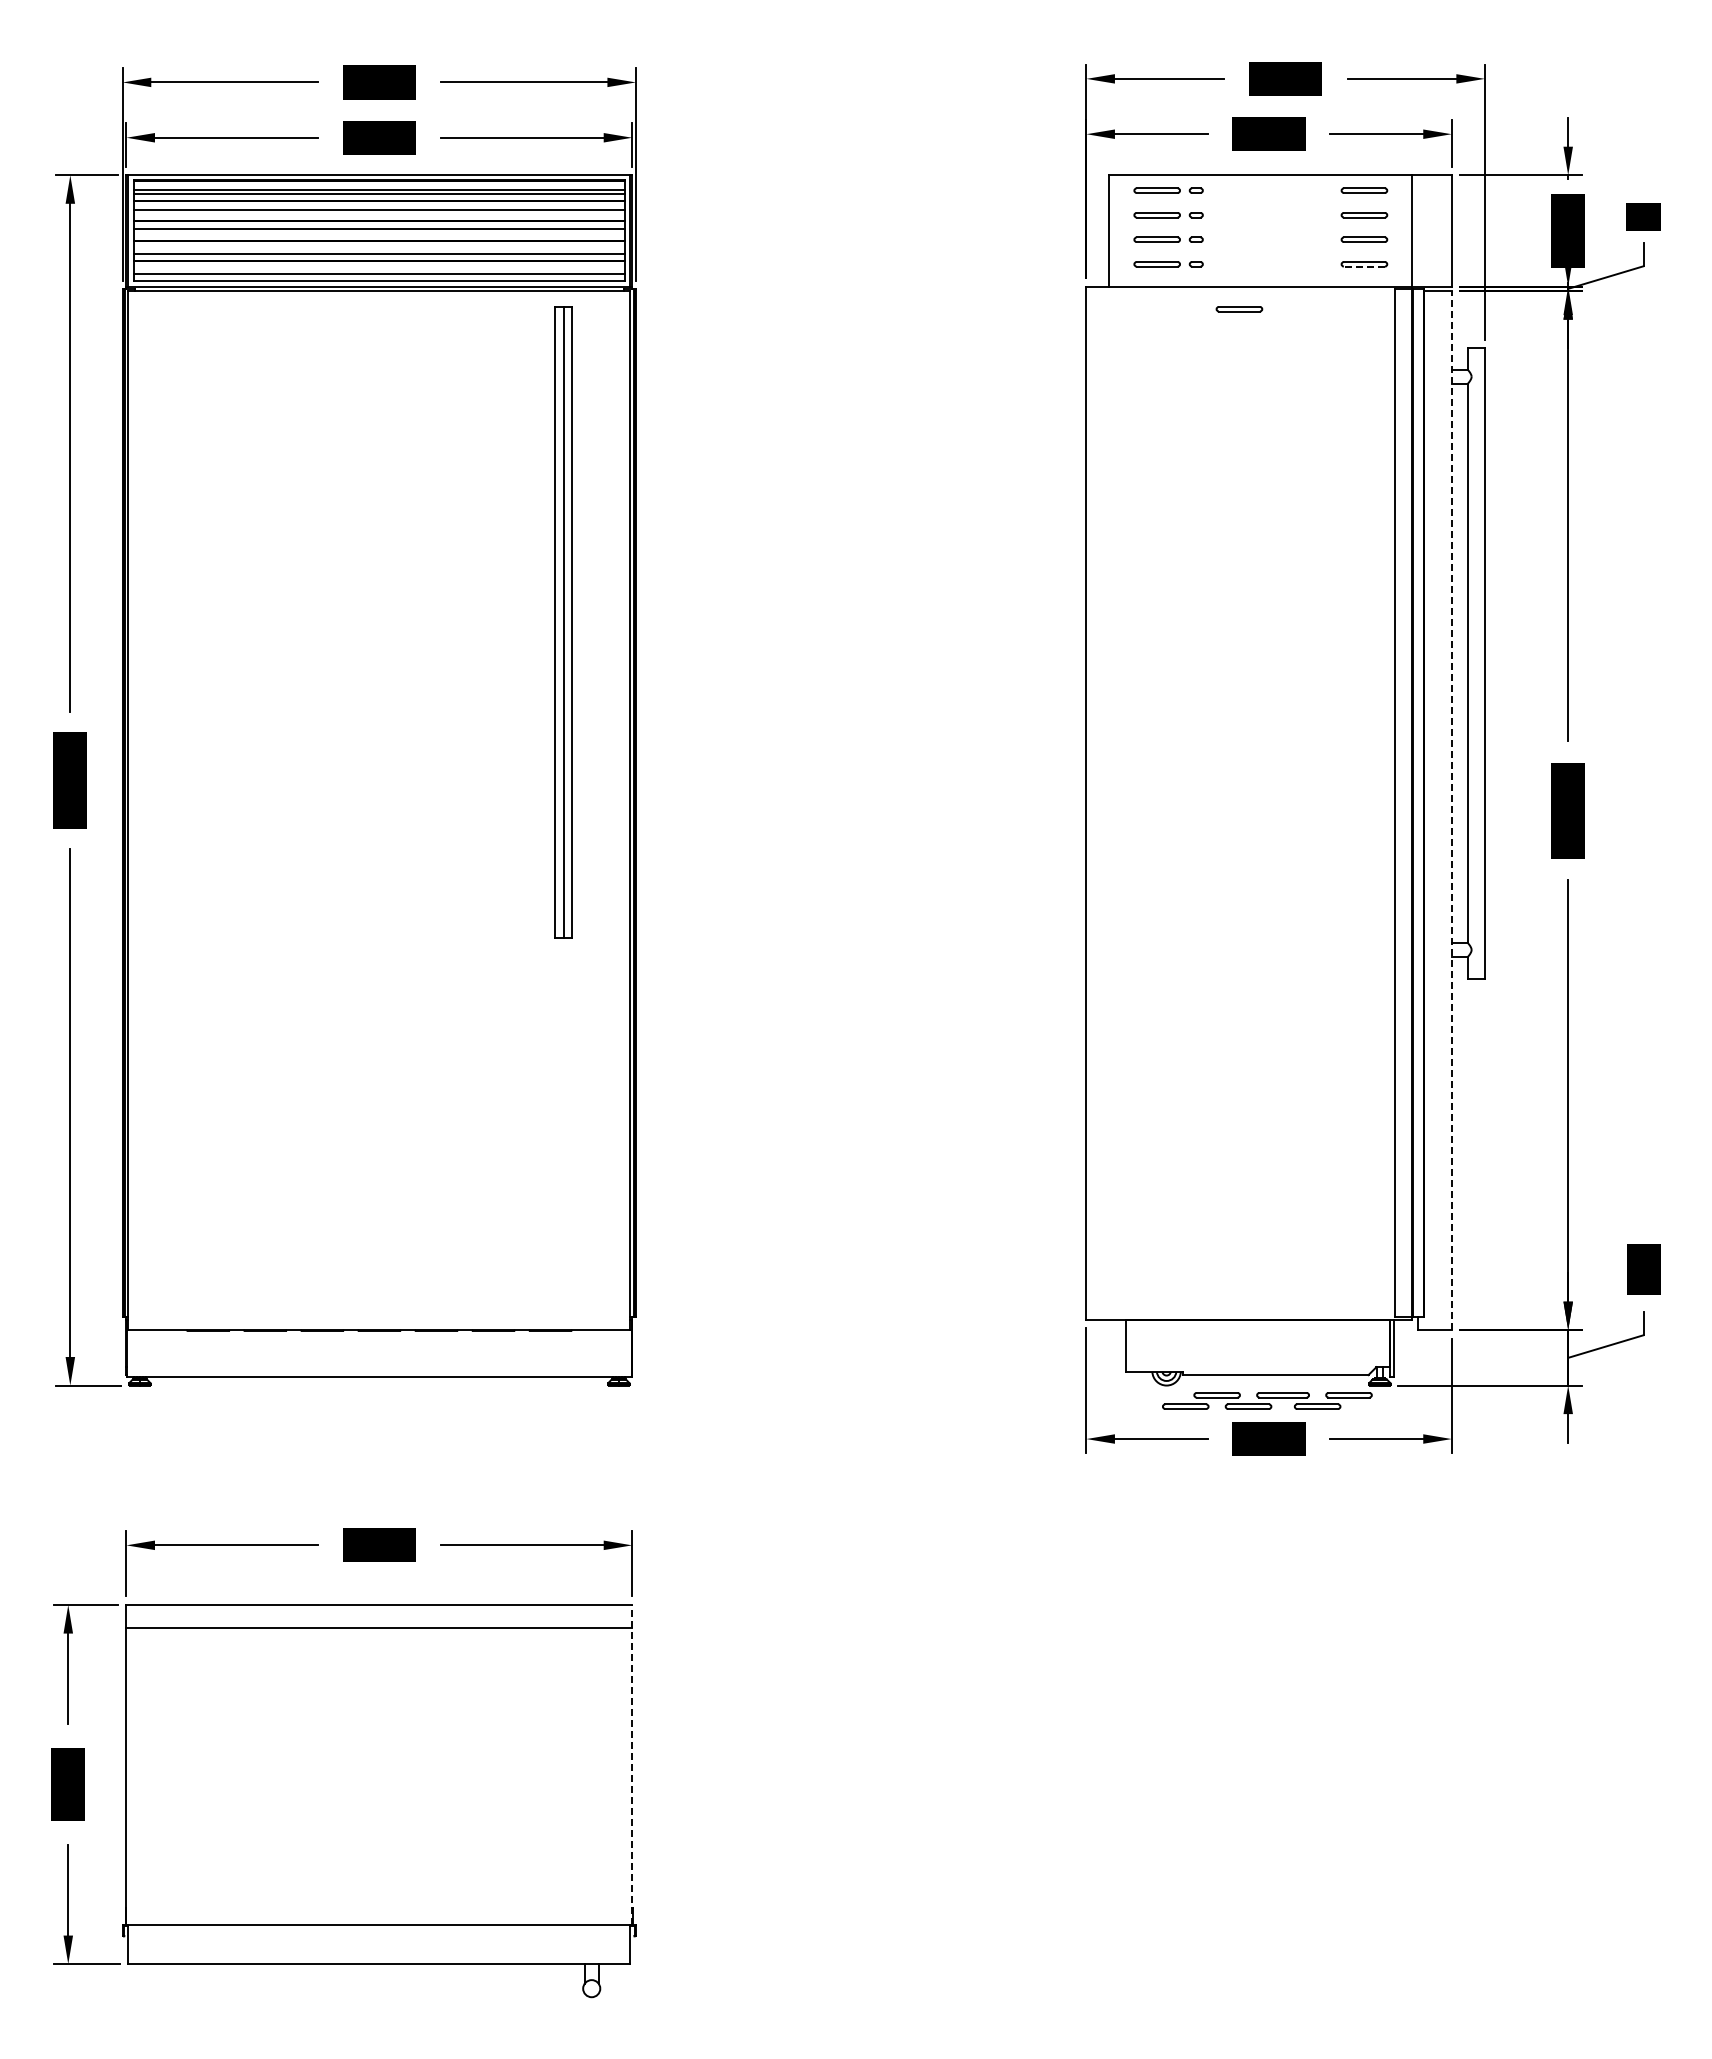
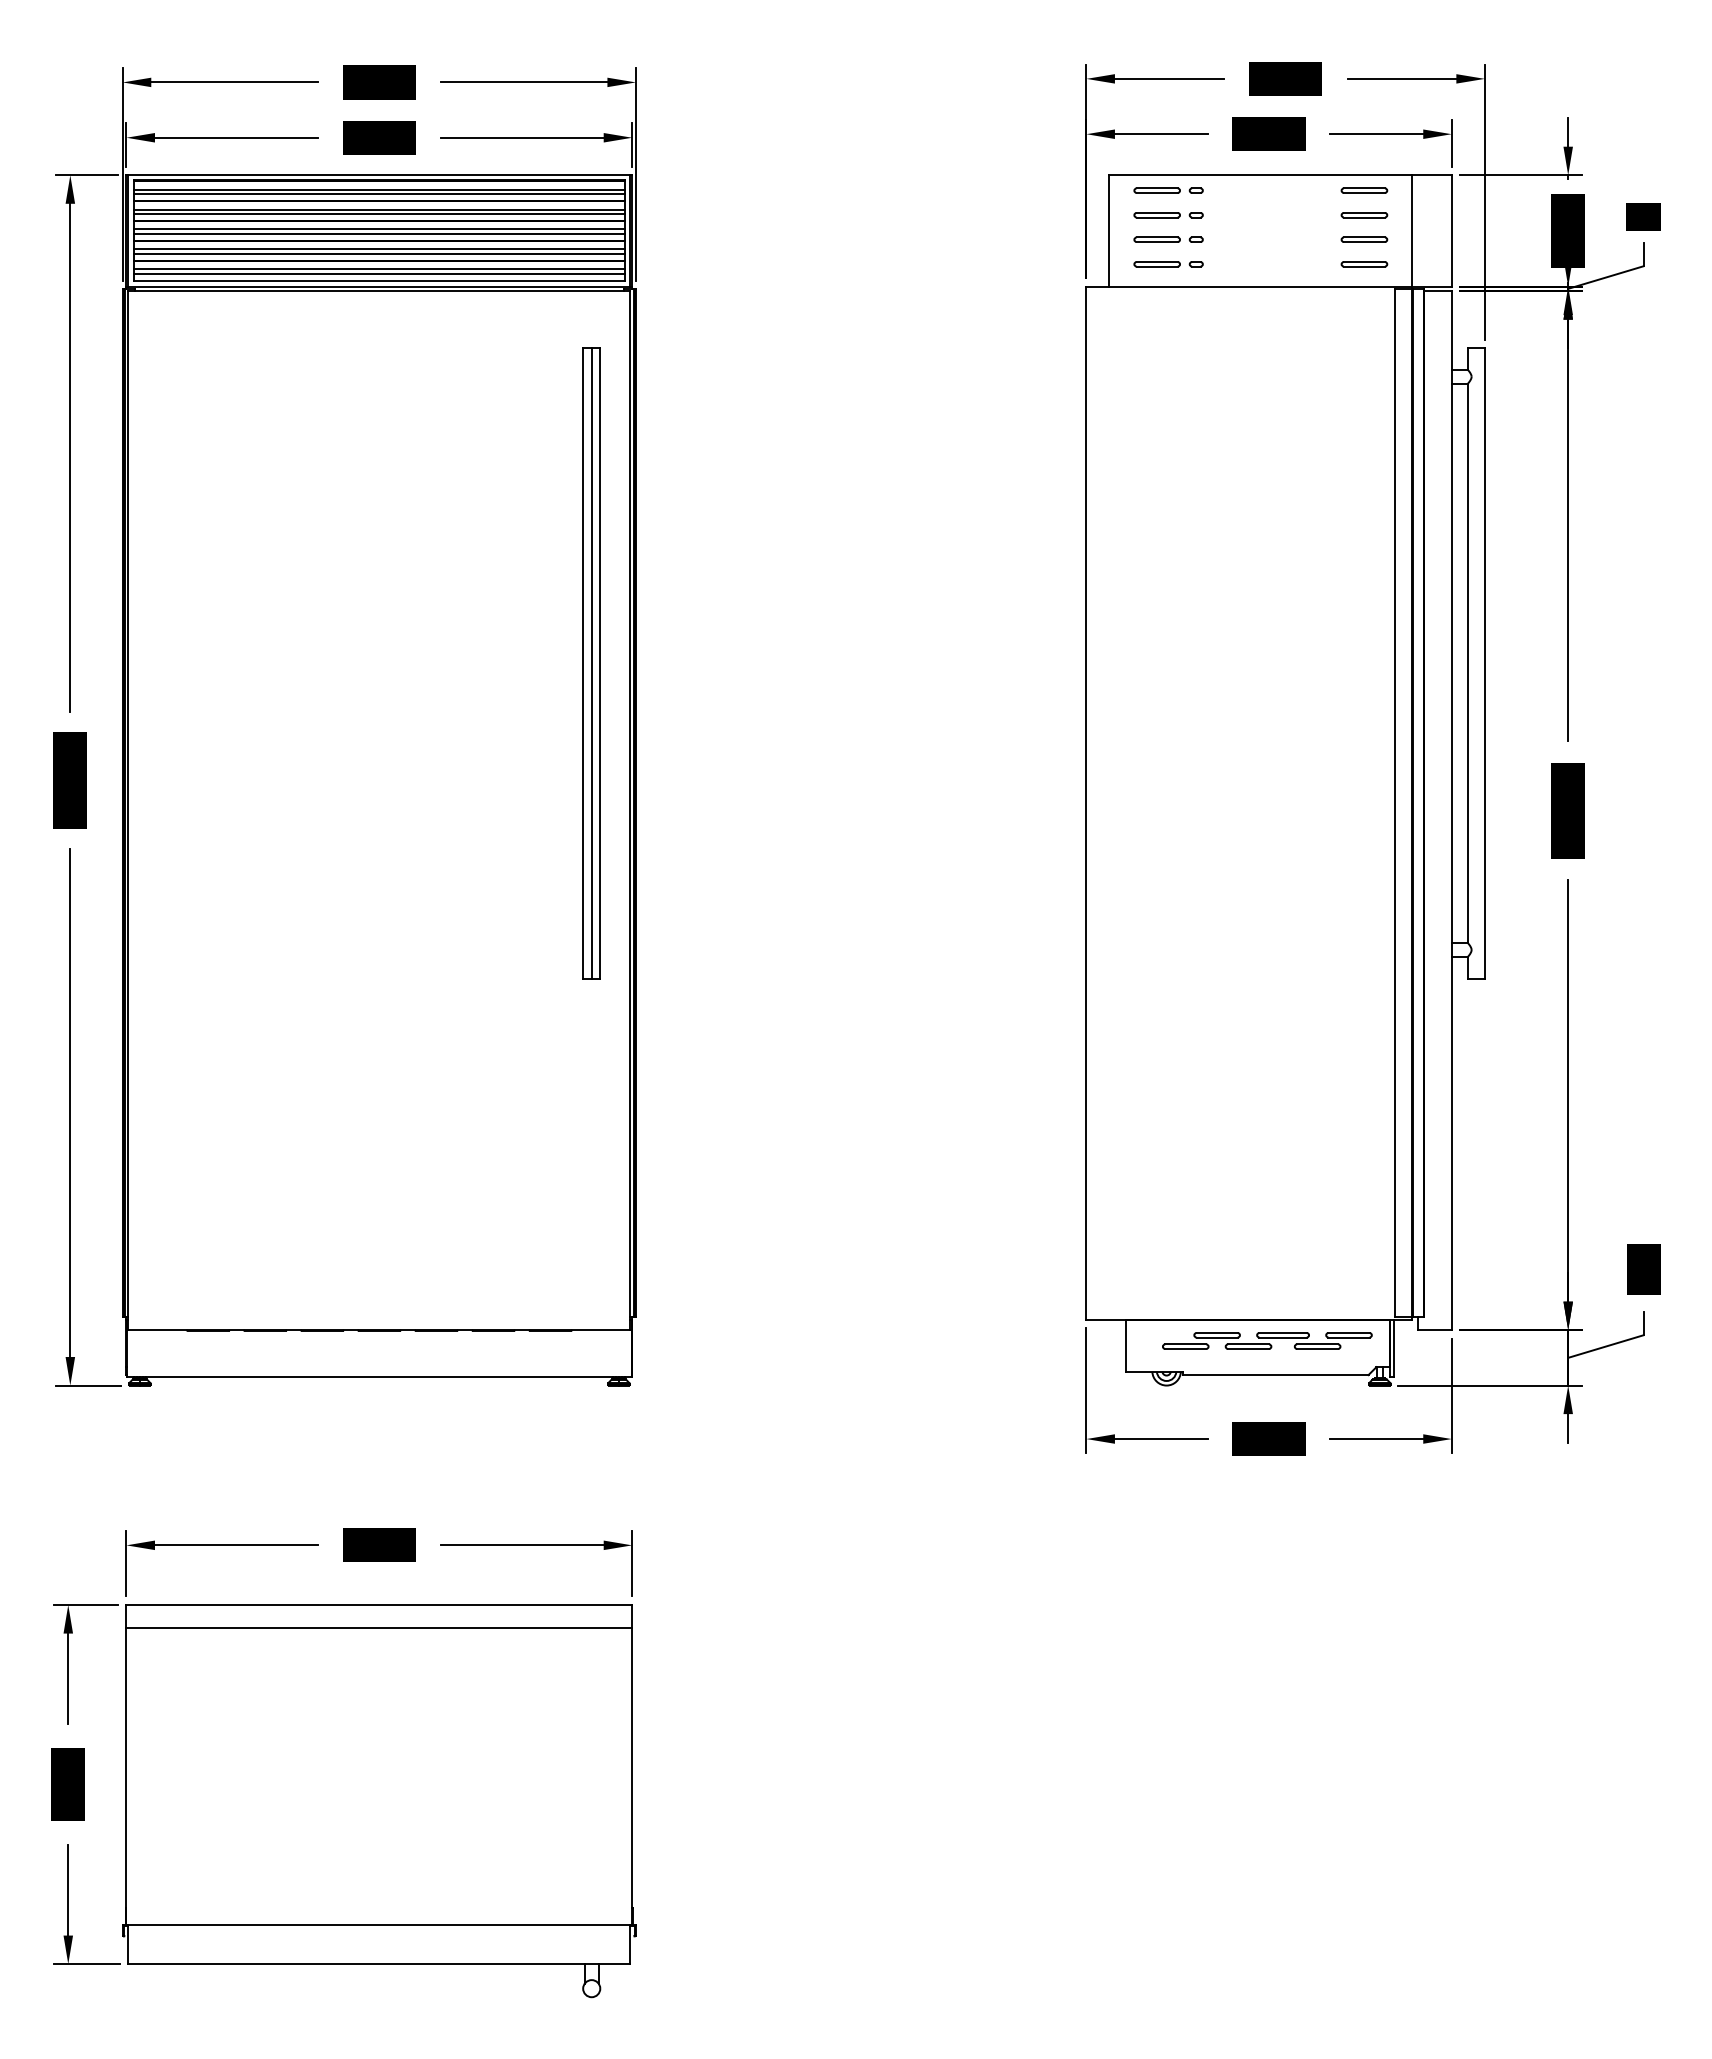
line: none -> present (379, 214)
line: none -> present (379, 234)
line: none -> present (379, 249)
line: dashed -> solid (1364, 266)
line: none -> present (379, 269)
part: present -> none (1239, 309)
part position: (563, 622) -> (591, 663) (591, 663)
line: dashed -> solid (1451, 810)
part position: (1267, 1400) -> (1267, 1340) (1267, 1340)
line: dashed -> solid (632, 1765)
